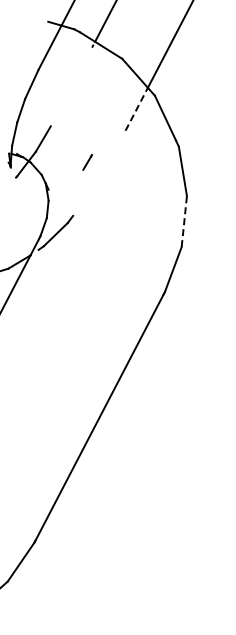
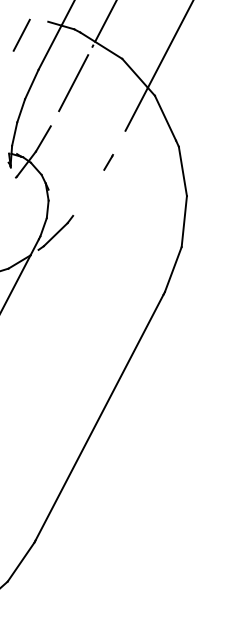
line: none -> present (21, 34)
line: none -> present (73, 83)
line: dashed -> solid (136, 108)
line position: (87, 161) -> (108, 161) (108, 161)
line: dashed -> solid (184, 221)
